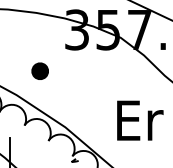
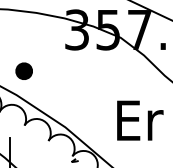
part position: (39, 70) -> (23, 70) (23, 70)
